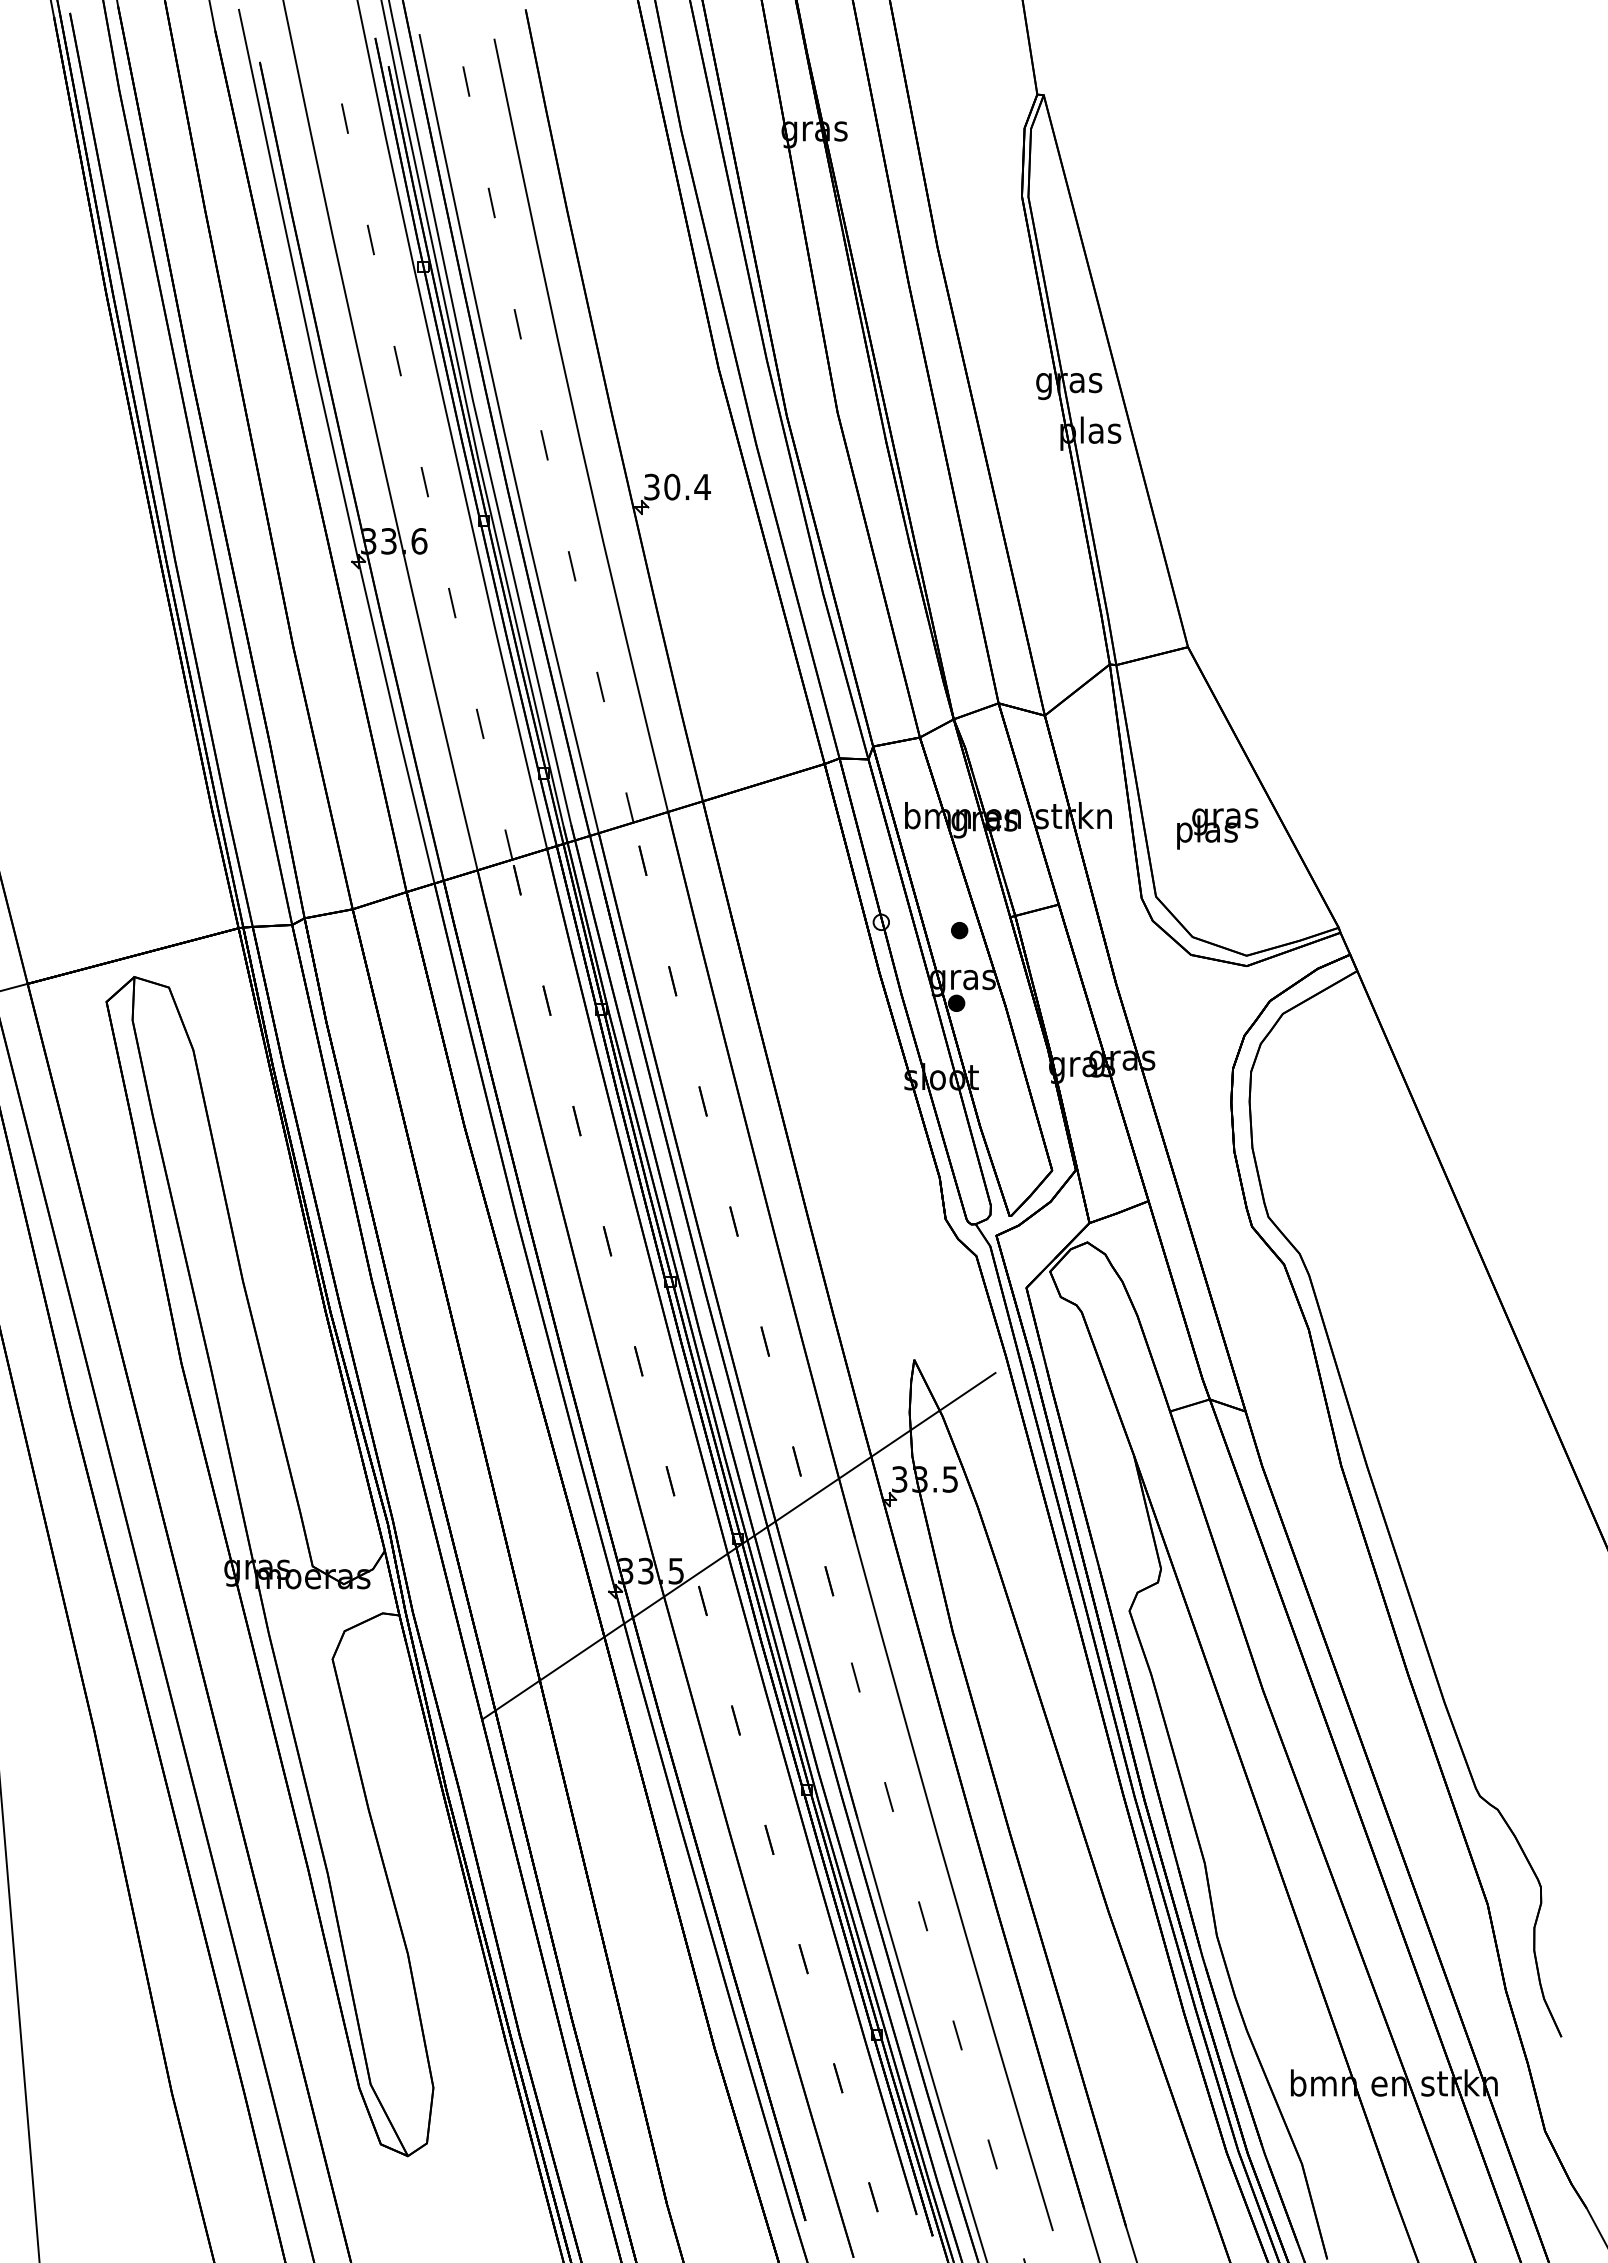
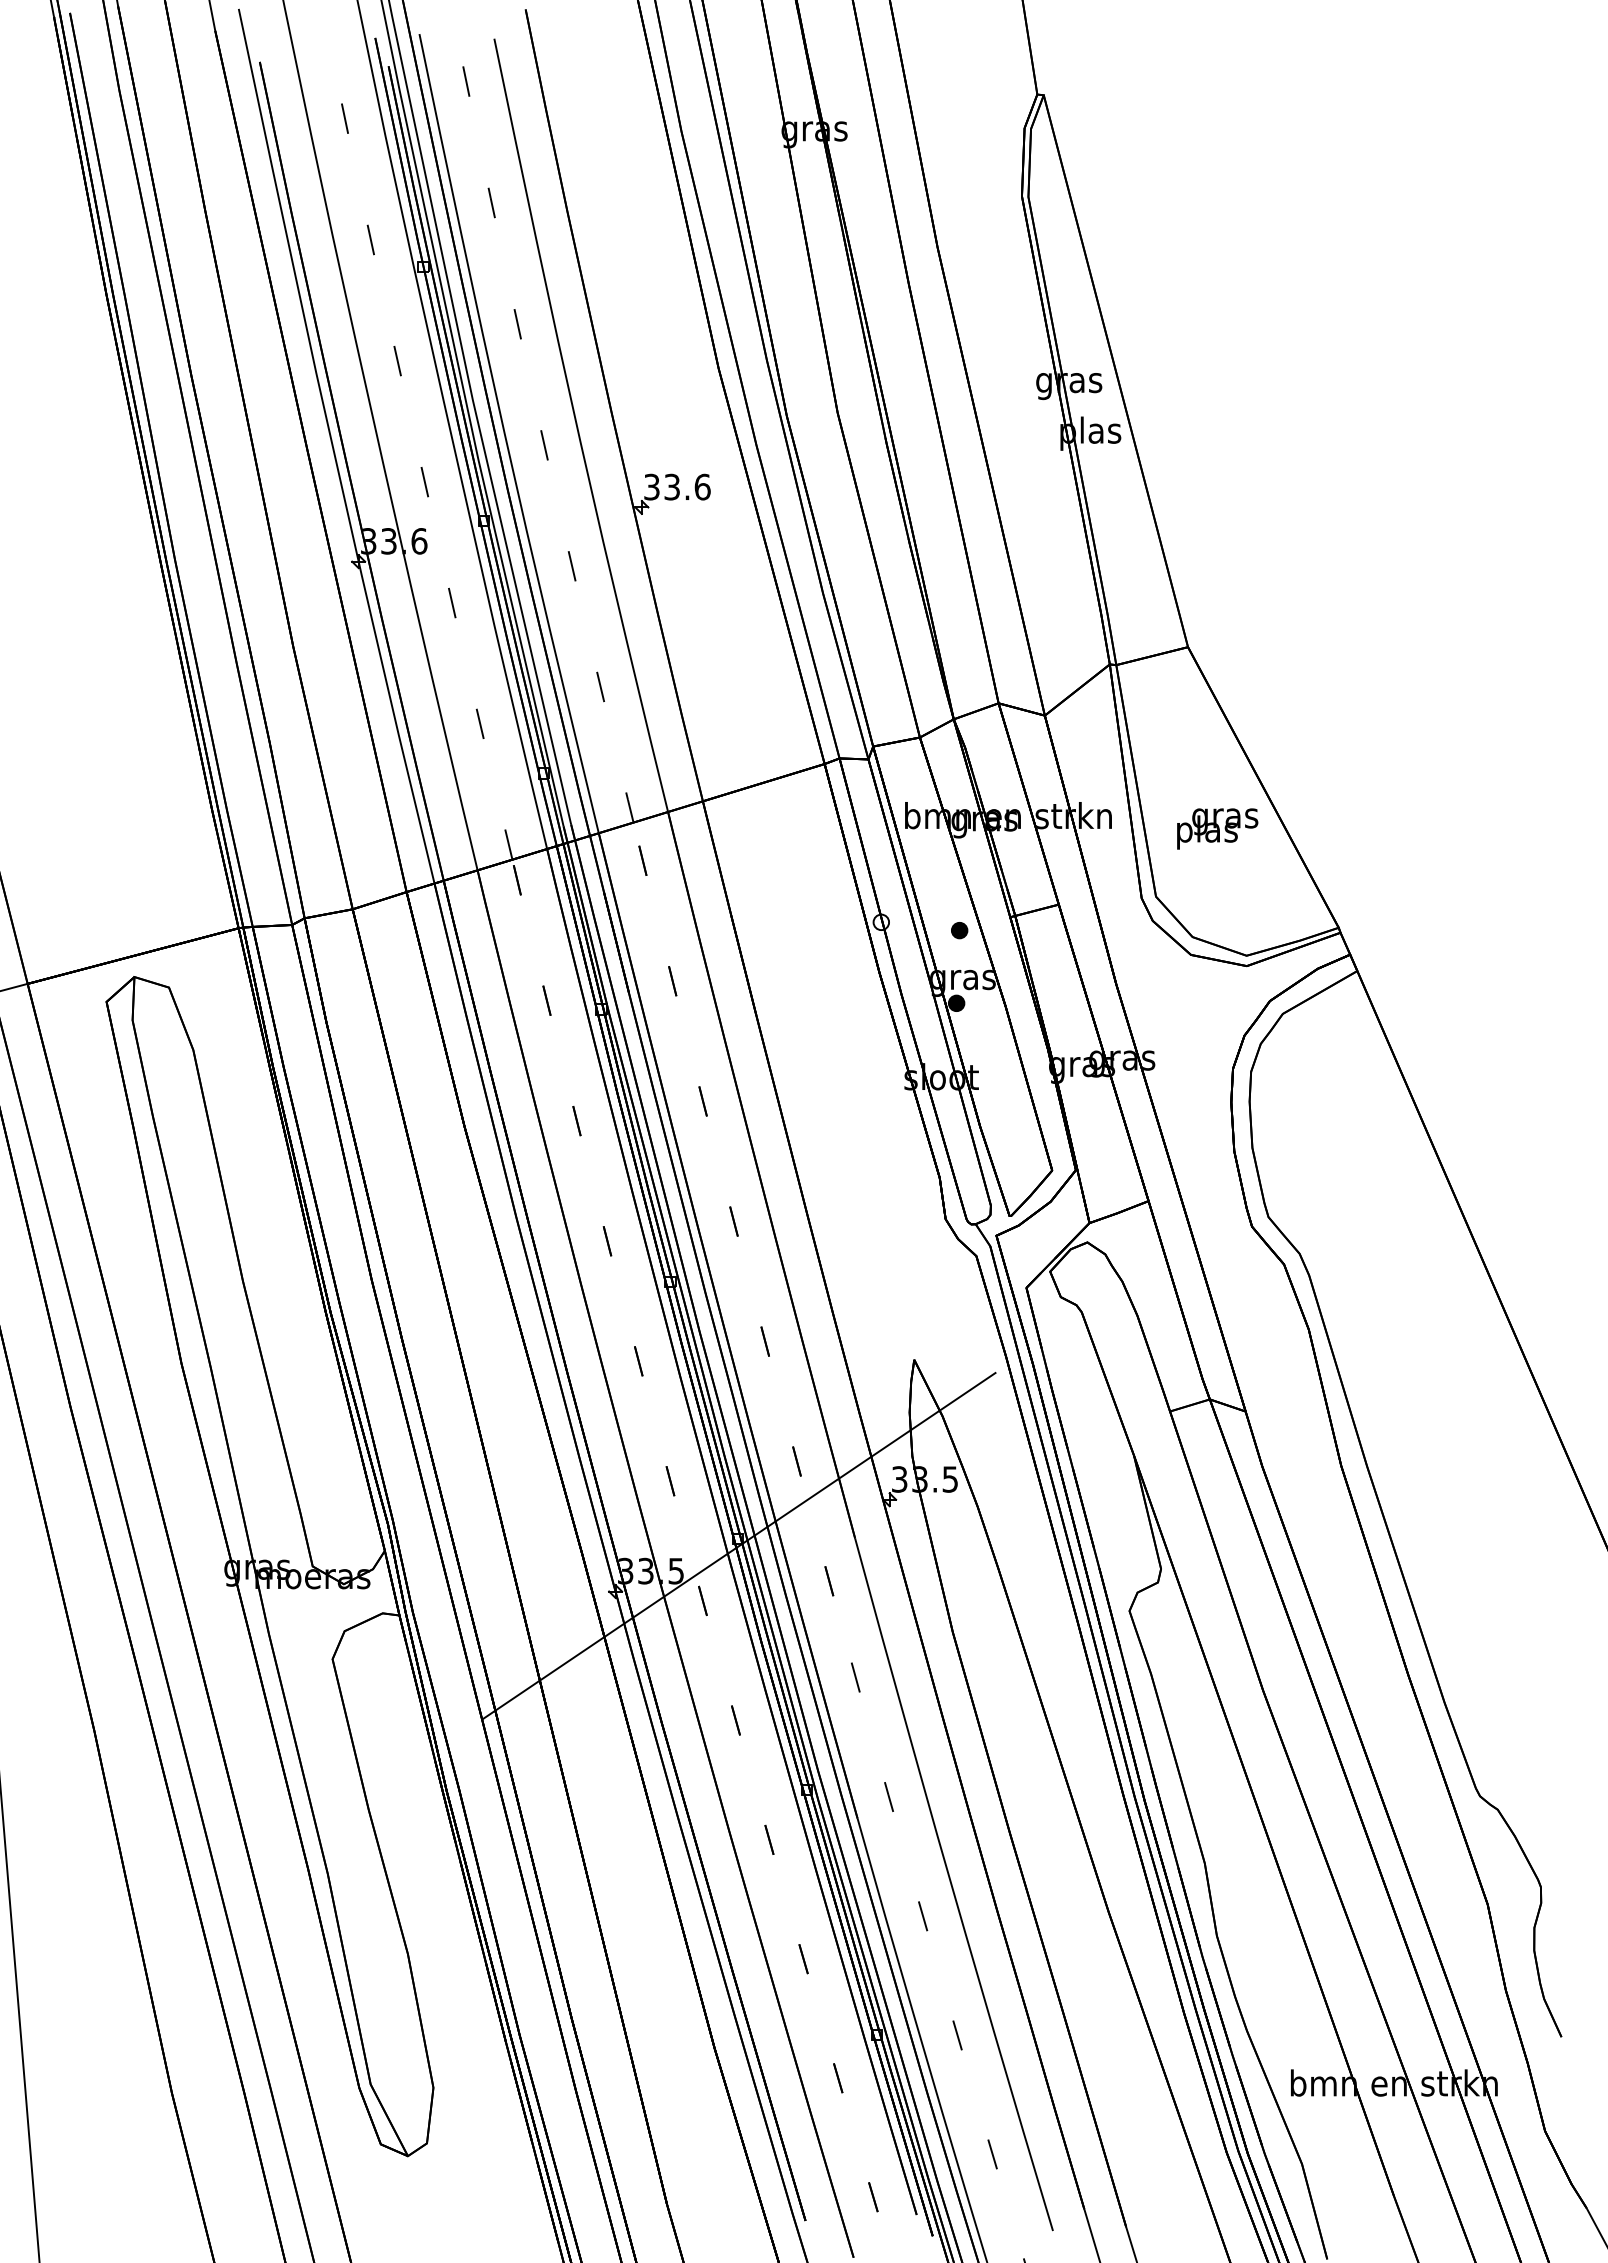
text: 30.4 -> 33.6 (687, 486)
